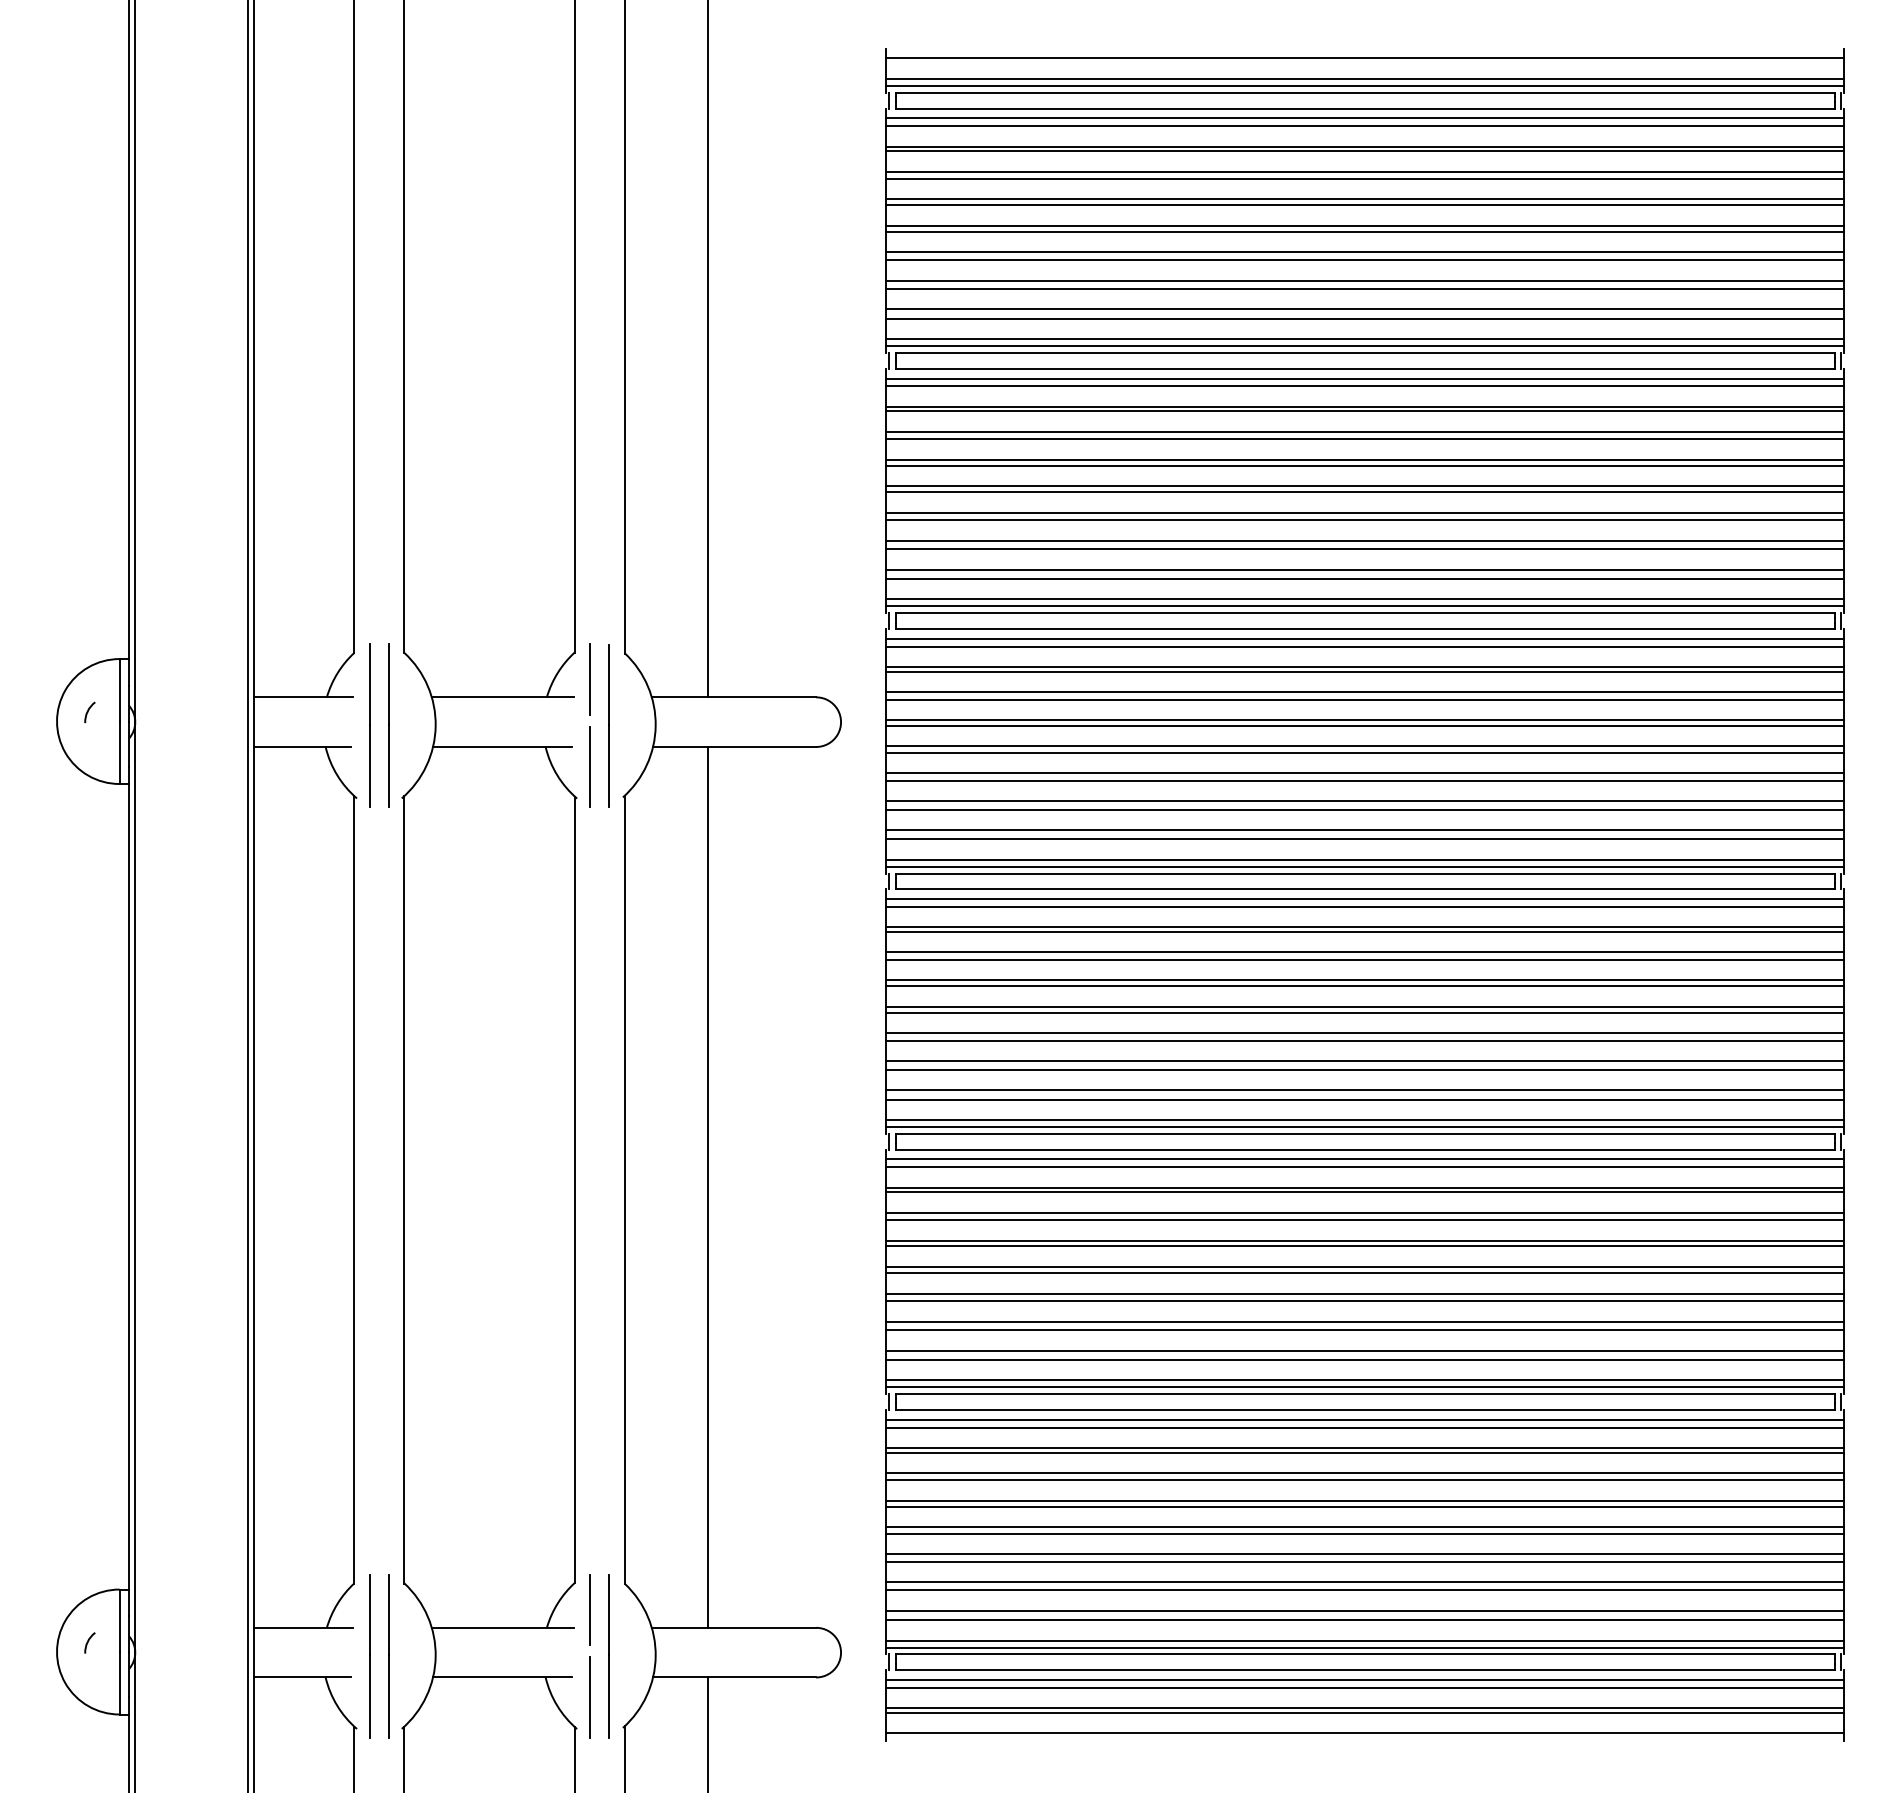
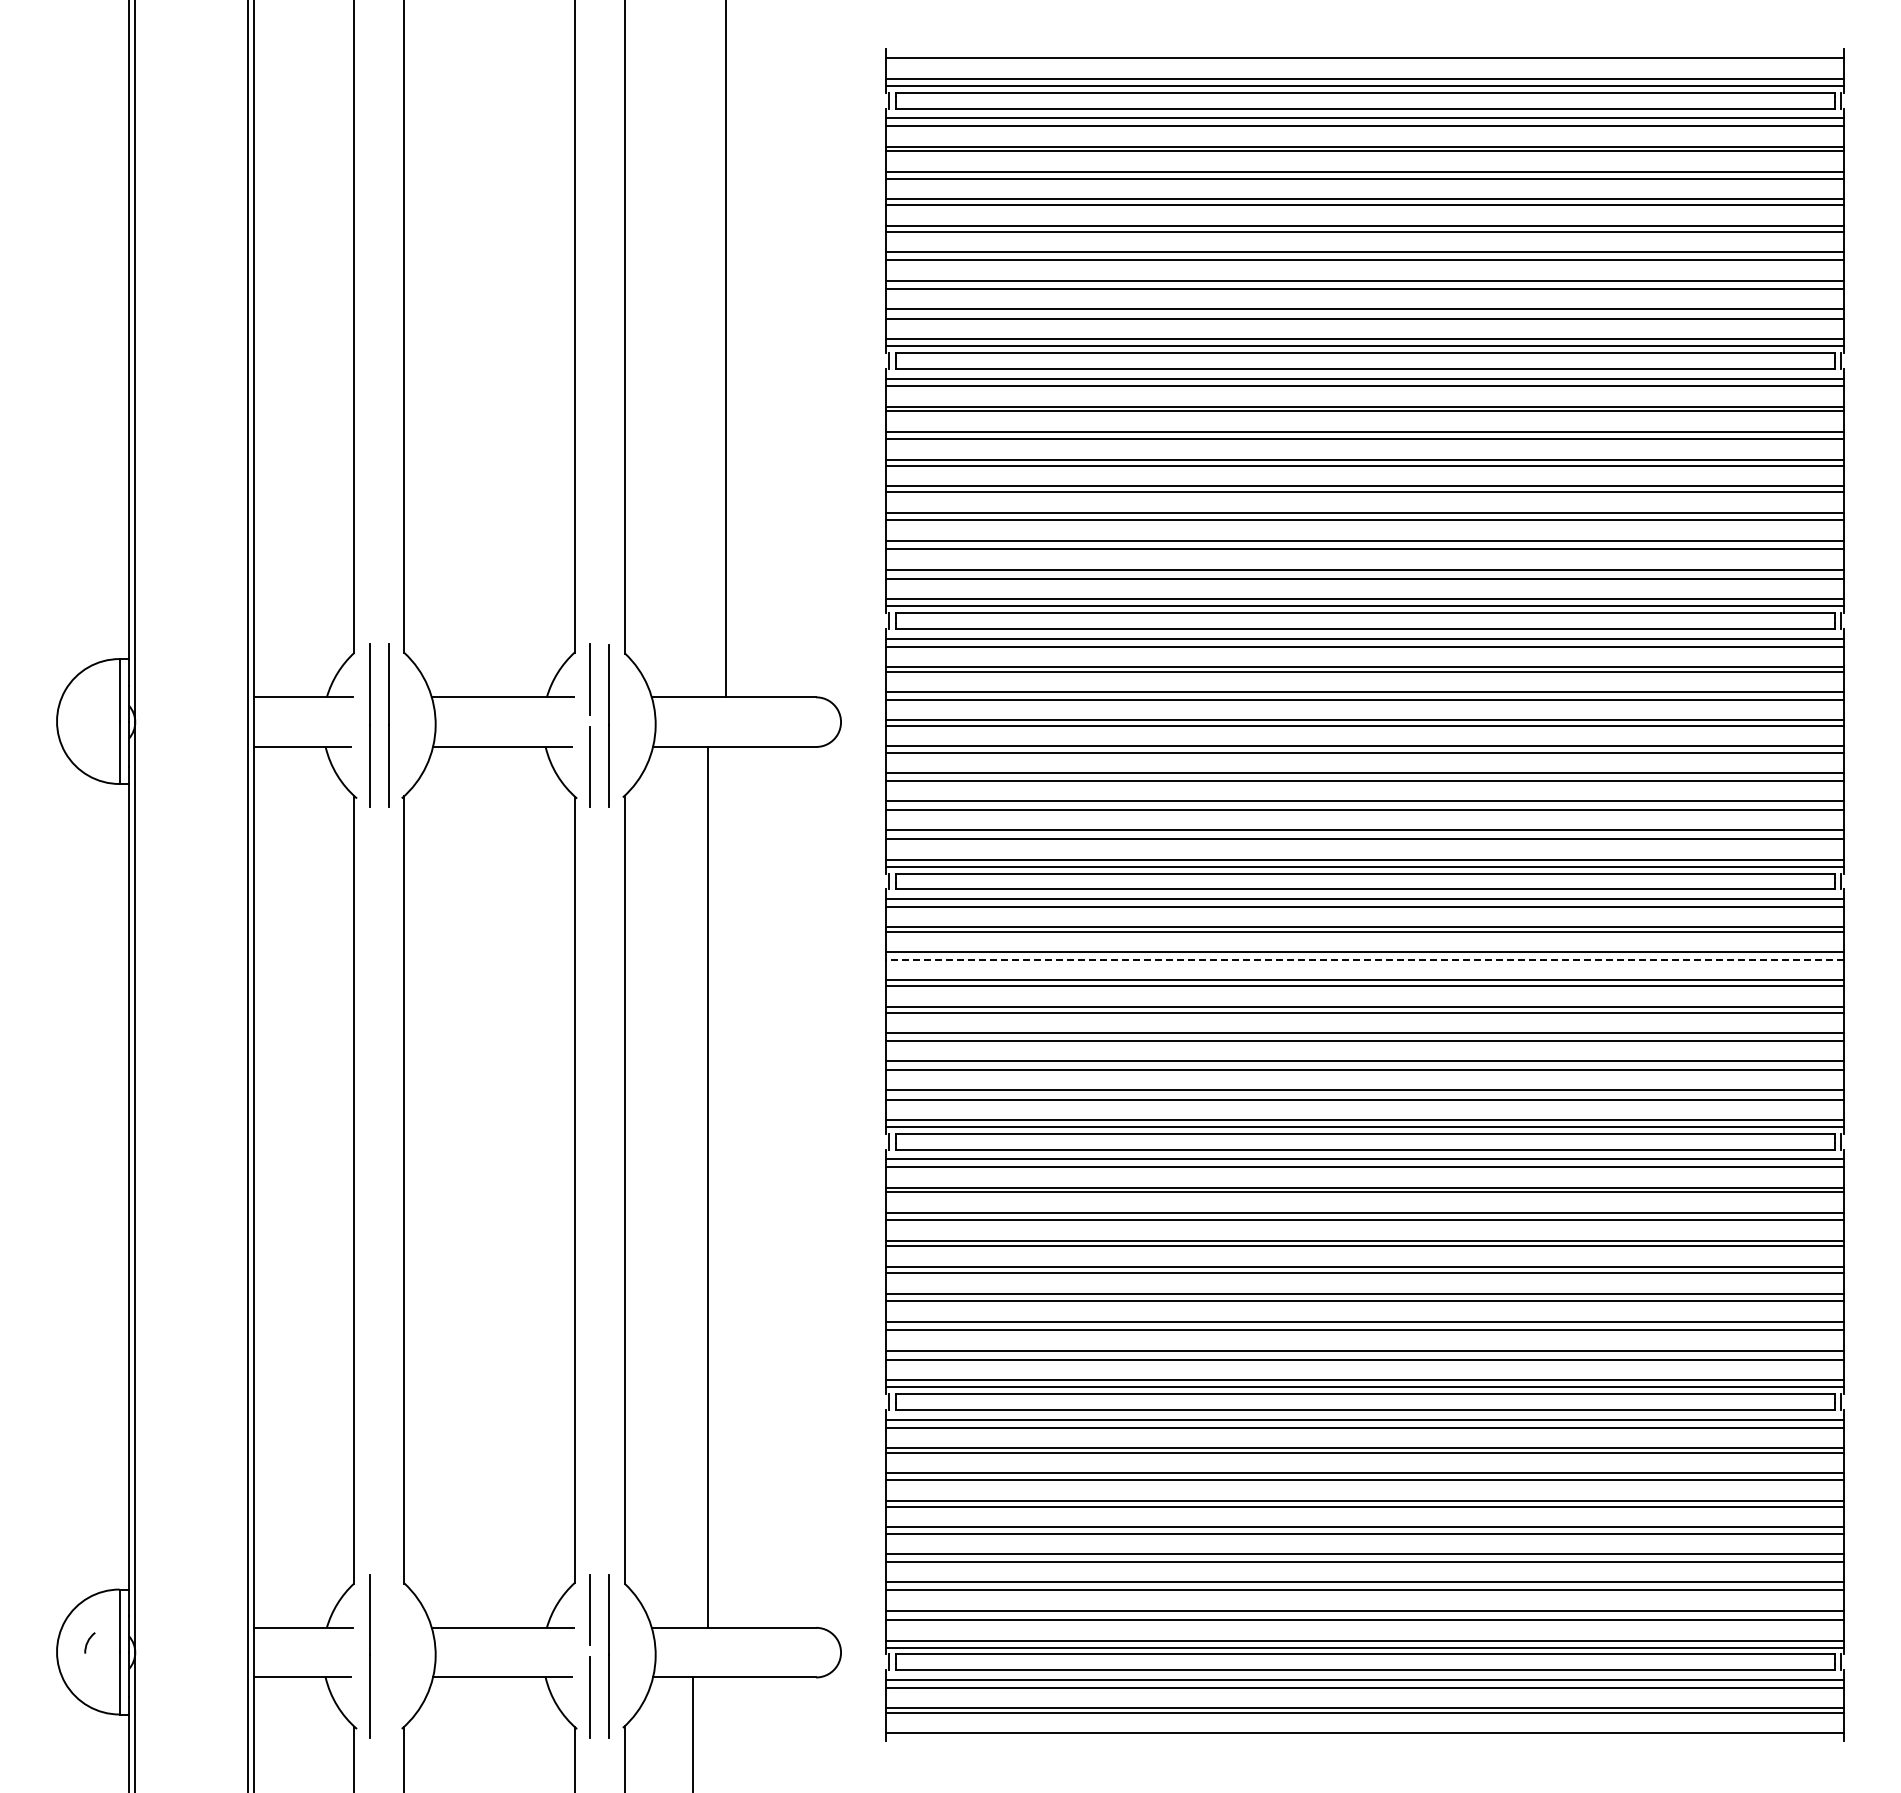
line position: (707, 349) -> (725, 349) (725, 349)
arc: present -> none (88, 712)
line: solid -> dashed (1365, 959)
line: present -> none (388, 1656)
line position: (707, 1733) -> (692, 1733) (692, 1733)
